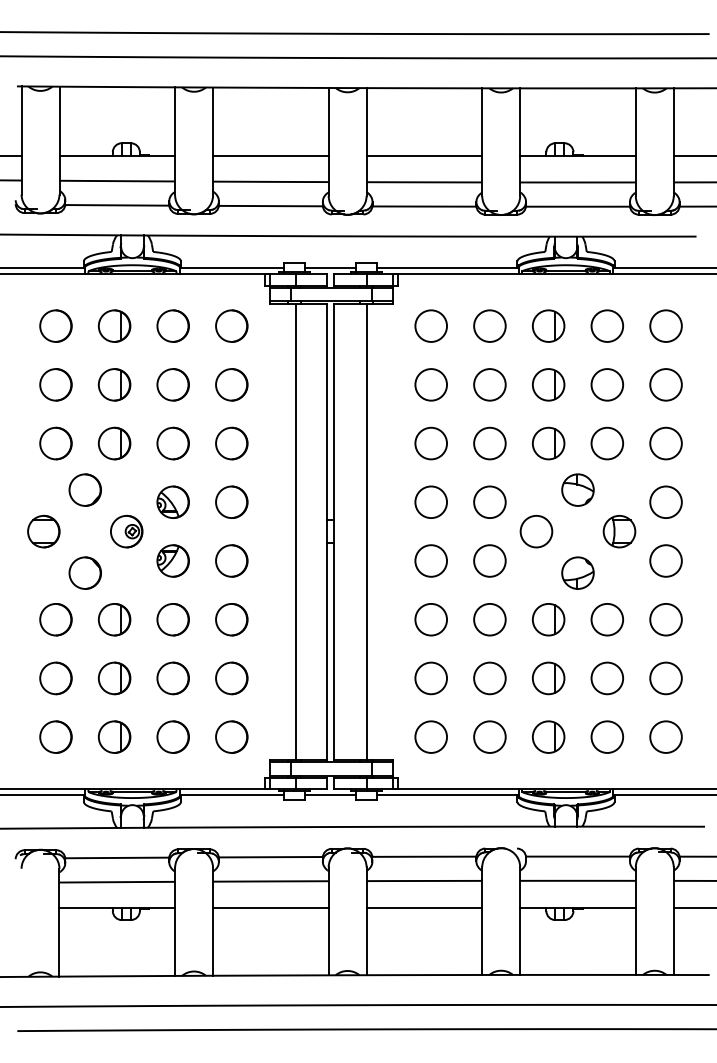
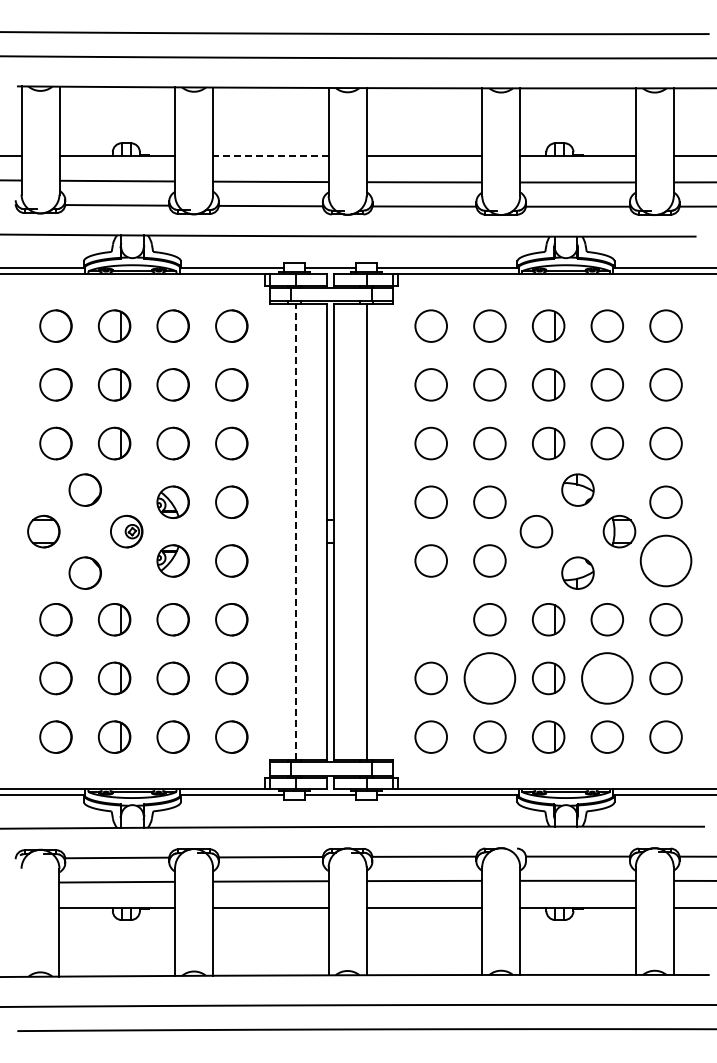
line: solid -> dashed (270, 155)
line: solid -> dashed (296, 531)
circle diameter: 32 px -> 51 px (665, 560)
circle: present -> none (430, 619)
circle diameter: 32 px -> 51 px (489, 678)
circle diameter: 32 px -> 51 px (607, 678)
